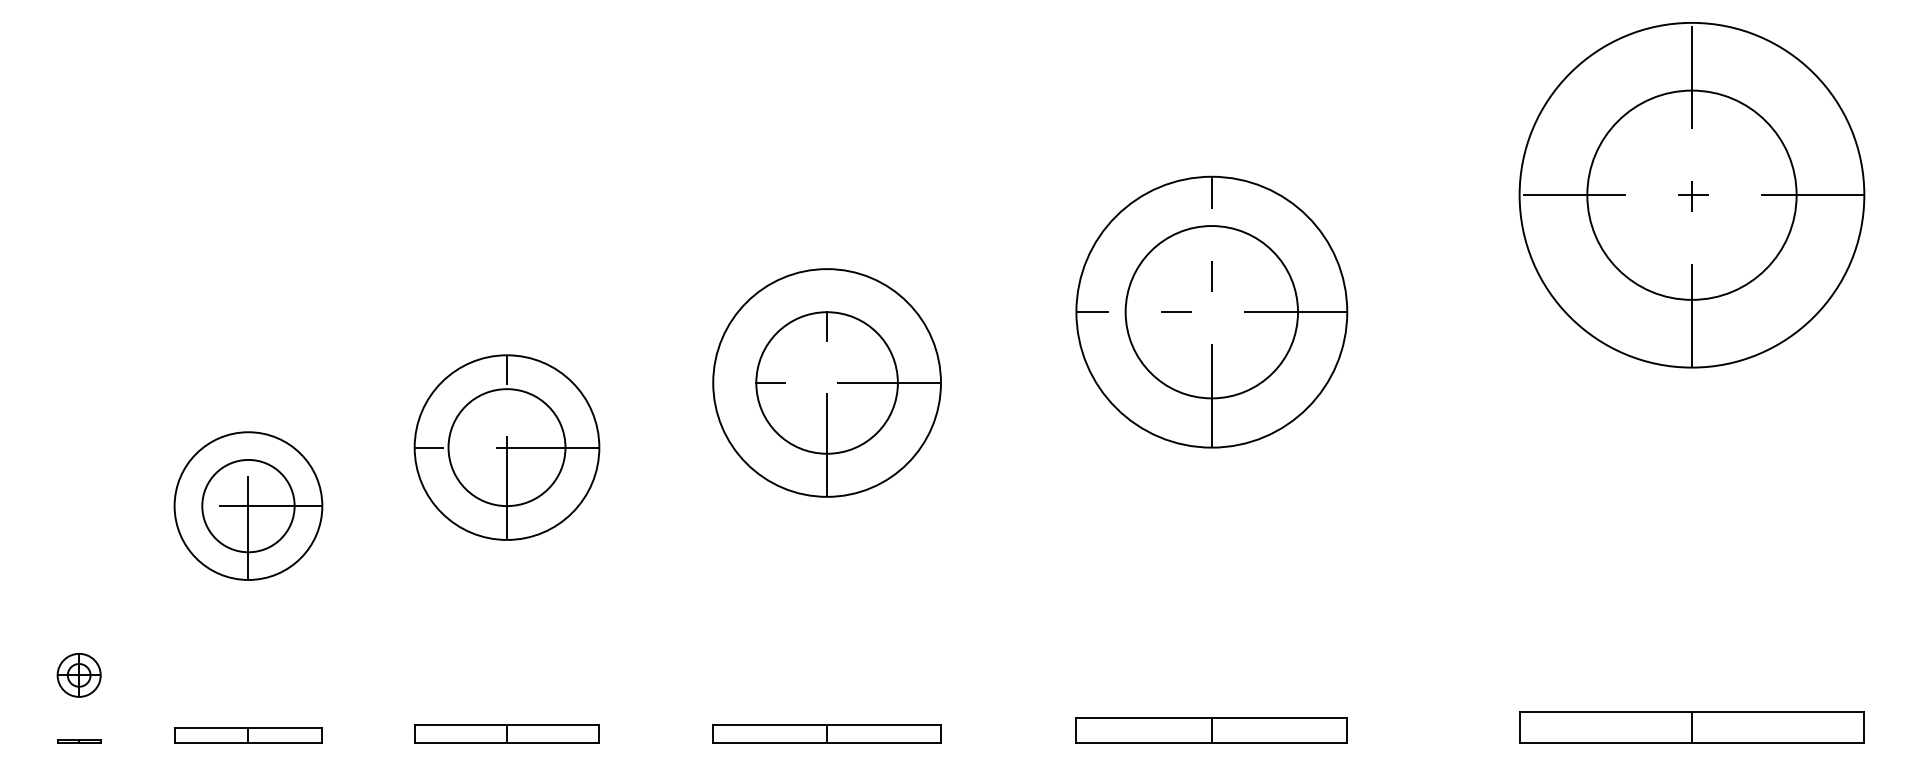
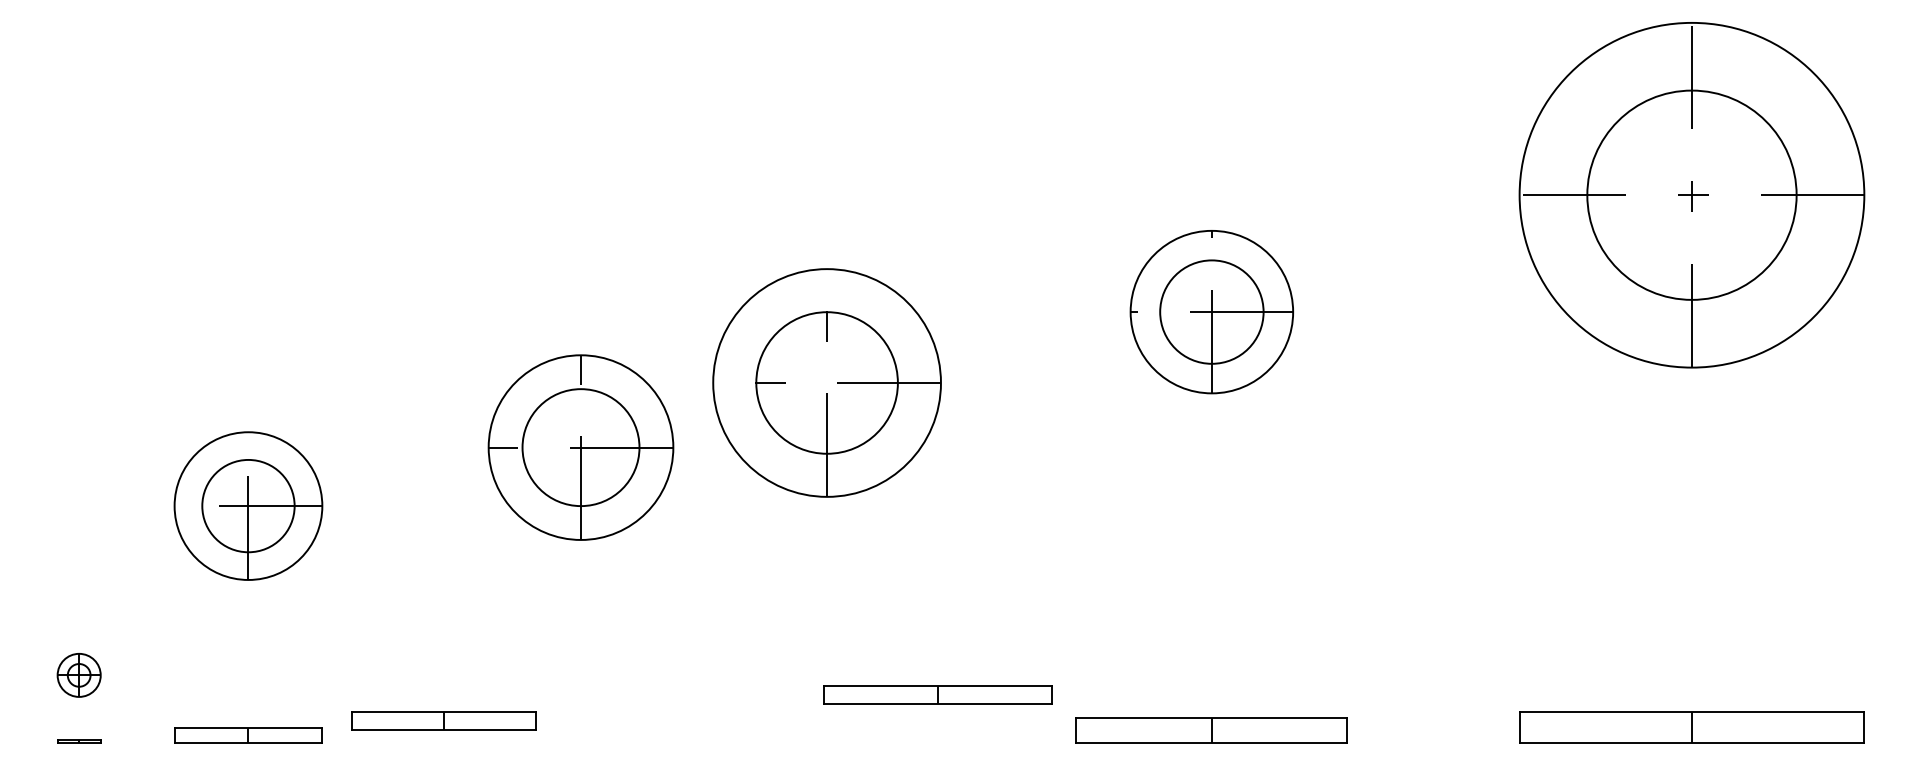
part size: 274x274 px -> 165x165 px (1211, 312)
part position: (506, 447) -> (580, 447) (580, 447)
part position: (506, 733) -> (443, 720) (443, 720)
part position: (826, 733) -> (937, 694) (937, 694)
